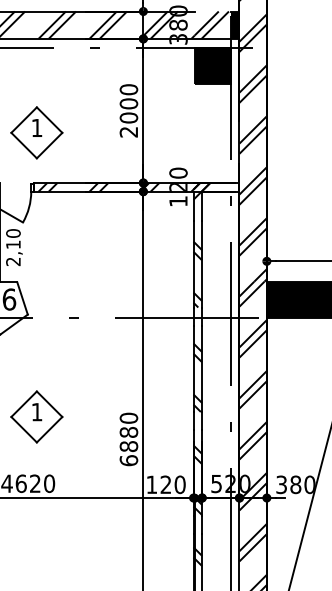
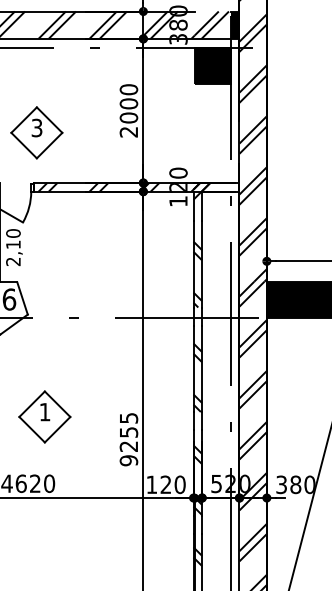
text: 1 -> 3 (36, 127)
part position: (36, 416) -> (44, 416) (44, 416)
text: 6880 -> 9255 (128, 439)
